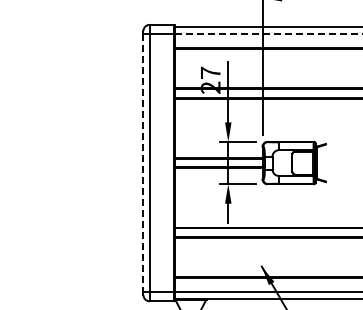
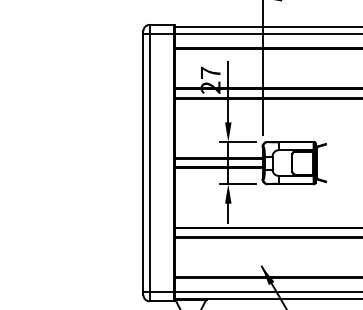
line: dashed -> solid (268, 34)
line: dashed -> solid (143, 163)
